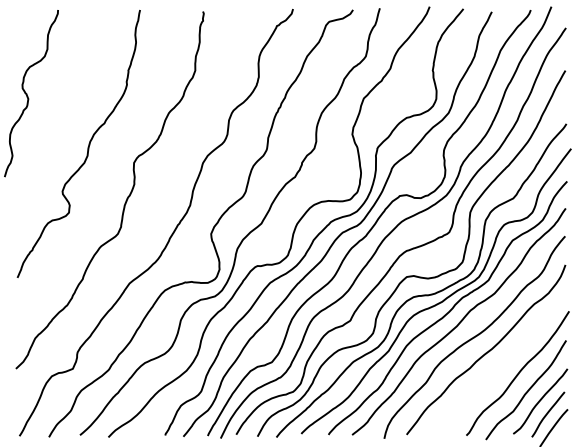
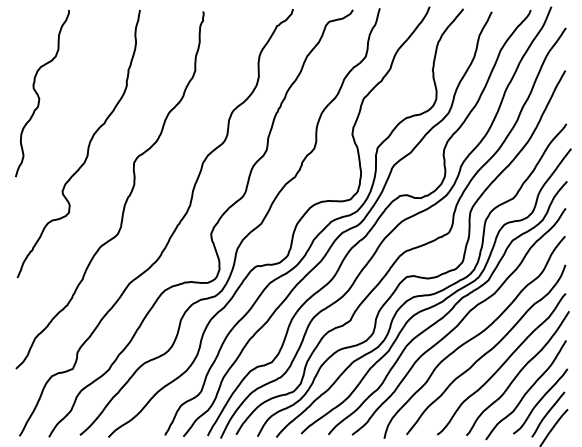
curve position: (27, 93) -> (38, 93) (38, 93)
curve: none -> present (501, 364)
